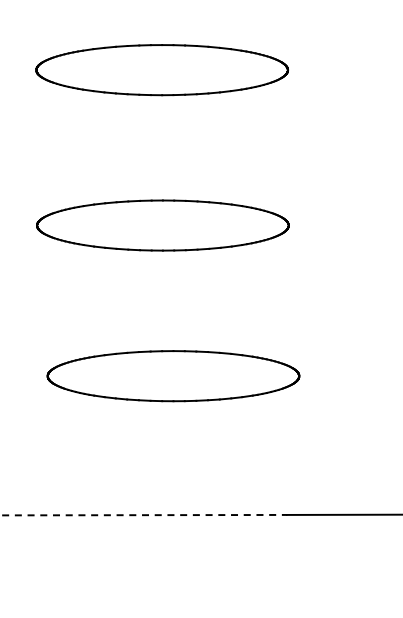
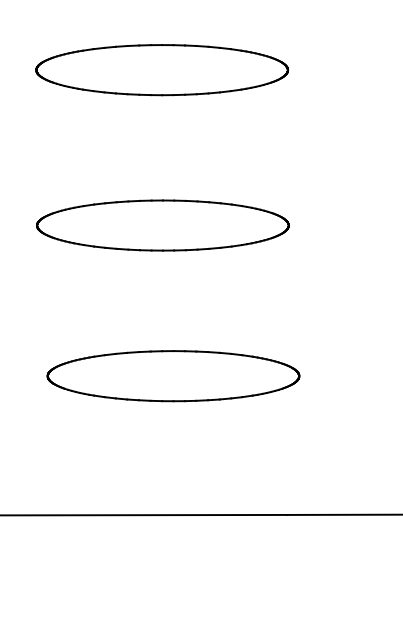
line: dashed -> solid (144, 515)
